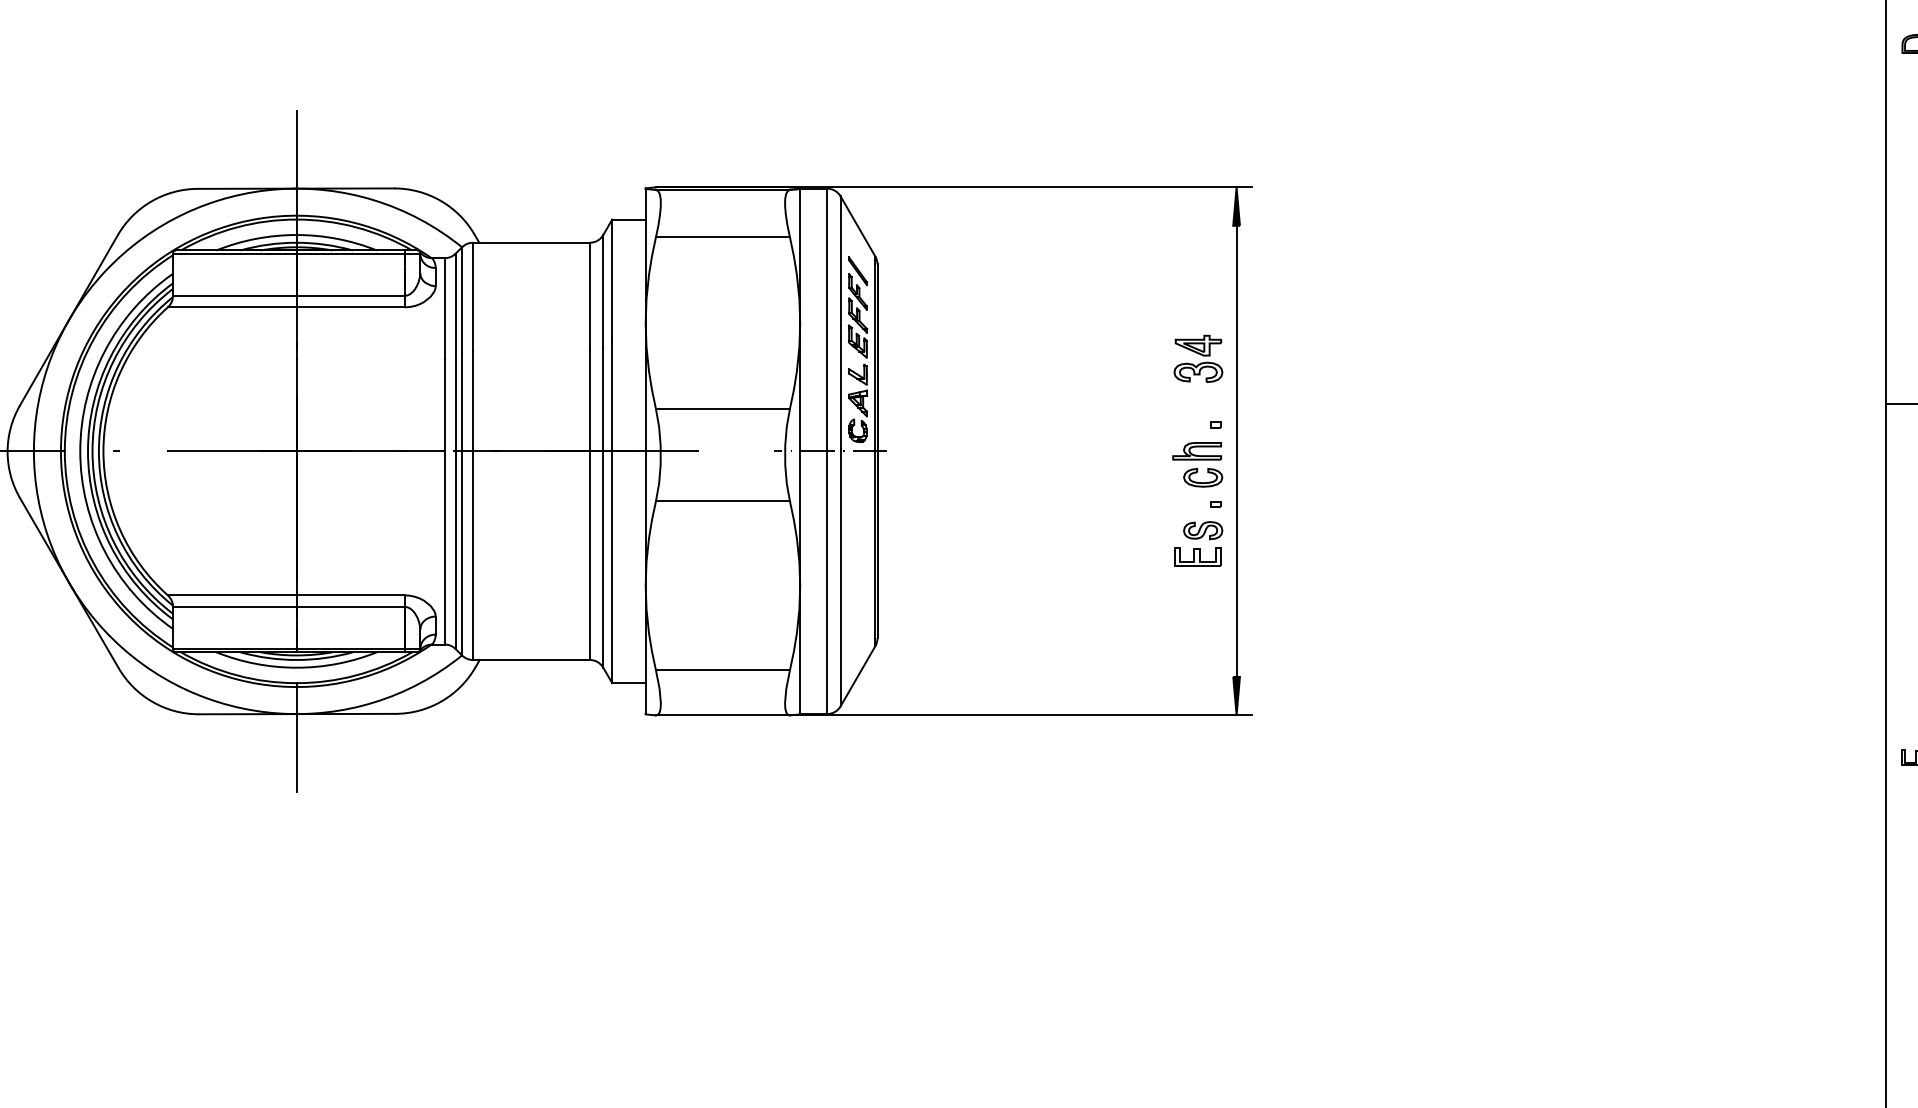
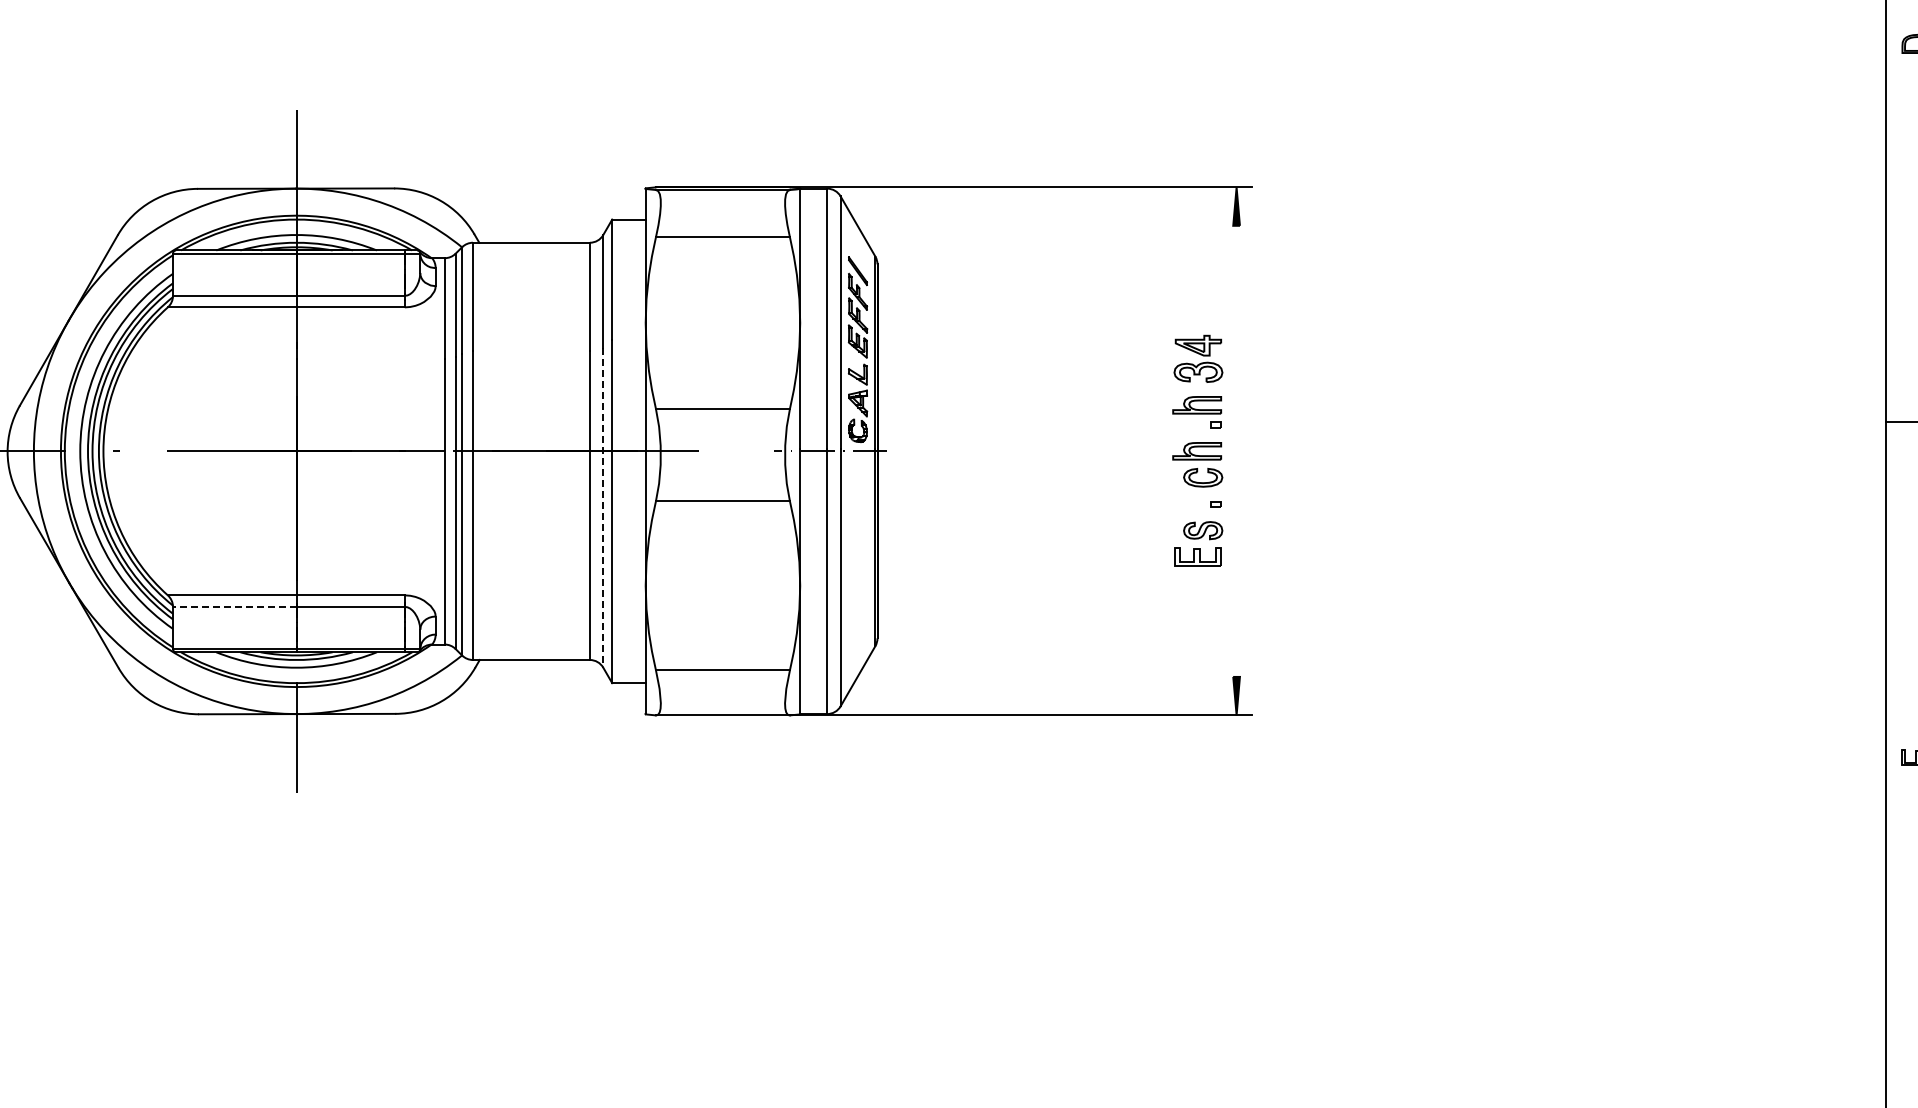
line position: (1899, 403) -> (1899, 421) (1899, 421)
part: none -> present (1196, 405)
line: present -> none (1236, 450)
line: solid -> dashed (603, 508)
line: solid -> dashed (234, 606)
